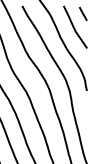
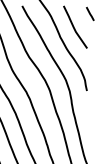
line position: (83, 13) -> (90, 13) (90, 13)
